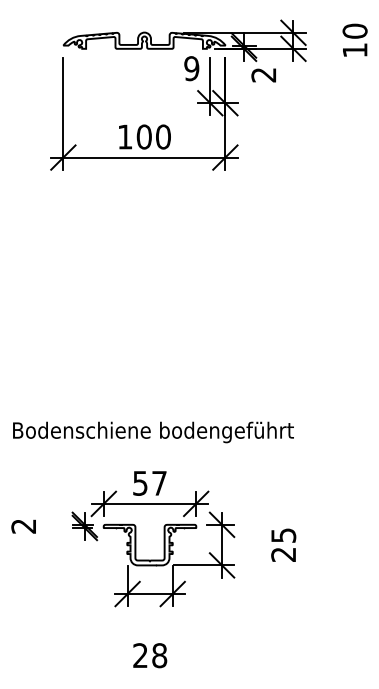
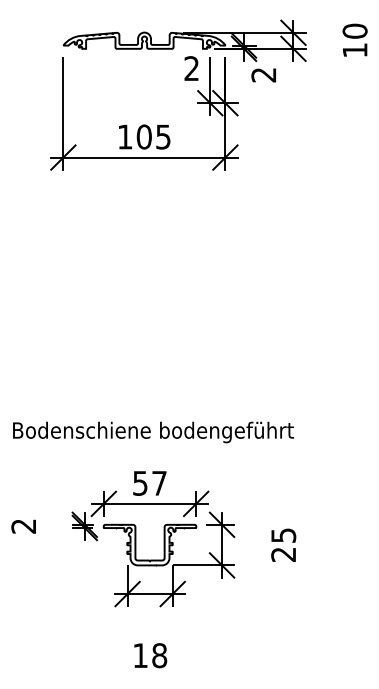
text: 9 -> 2 (191, 68)
text: 100 -> 105 (163, 136)
text: 28 -> 18 (140, 655)
